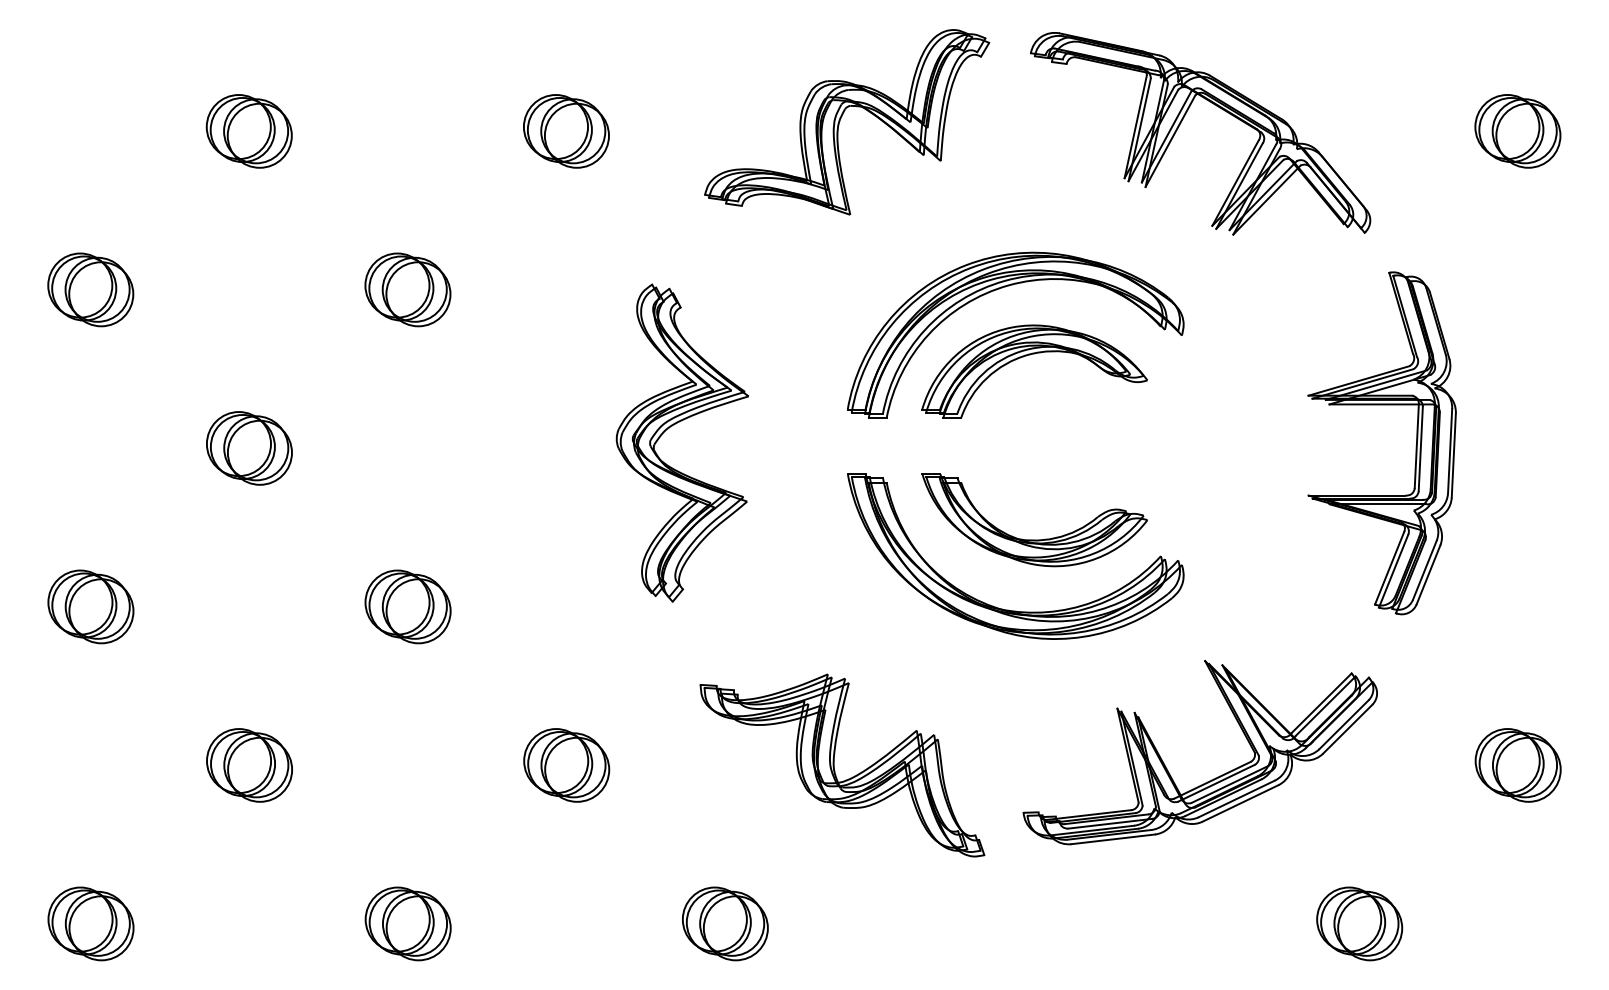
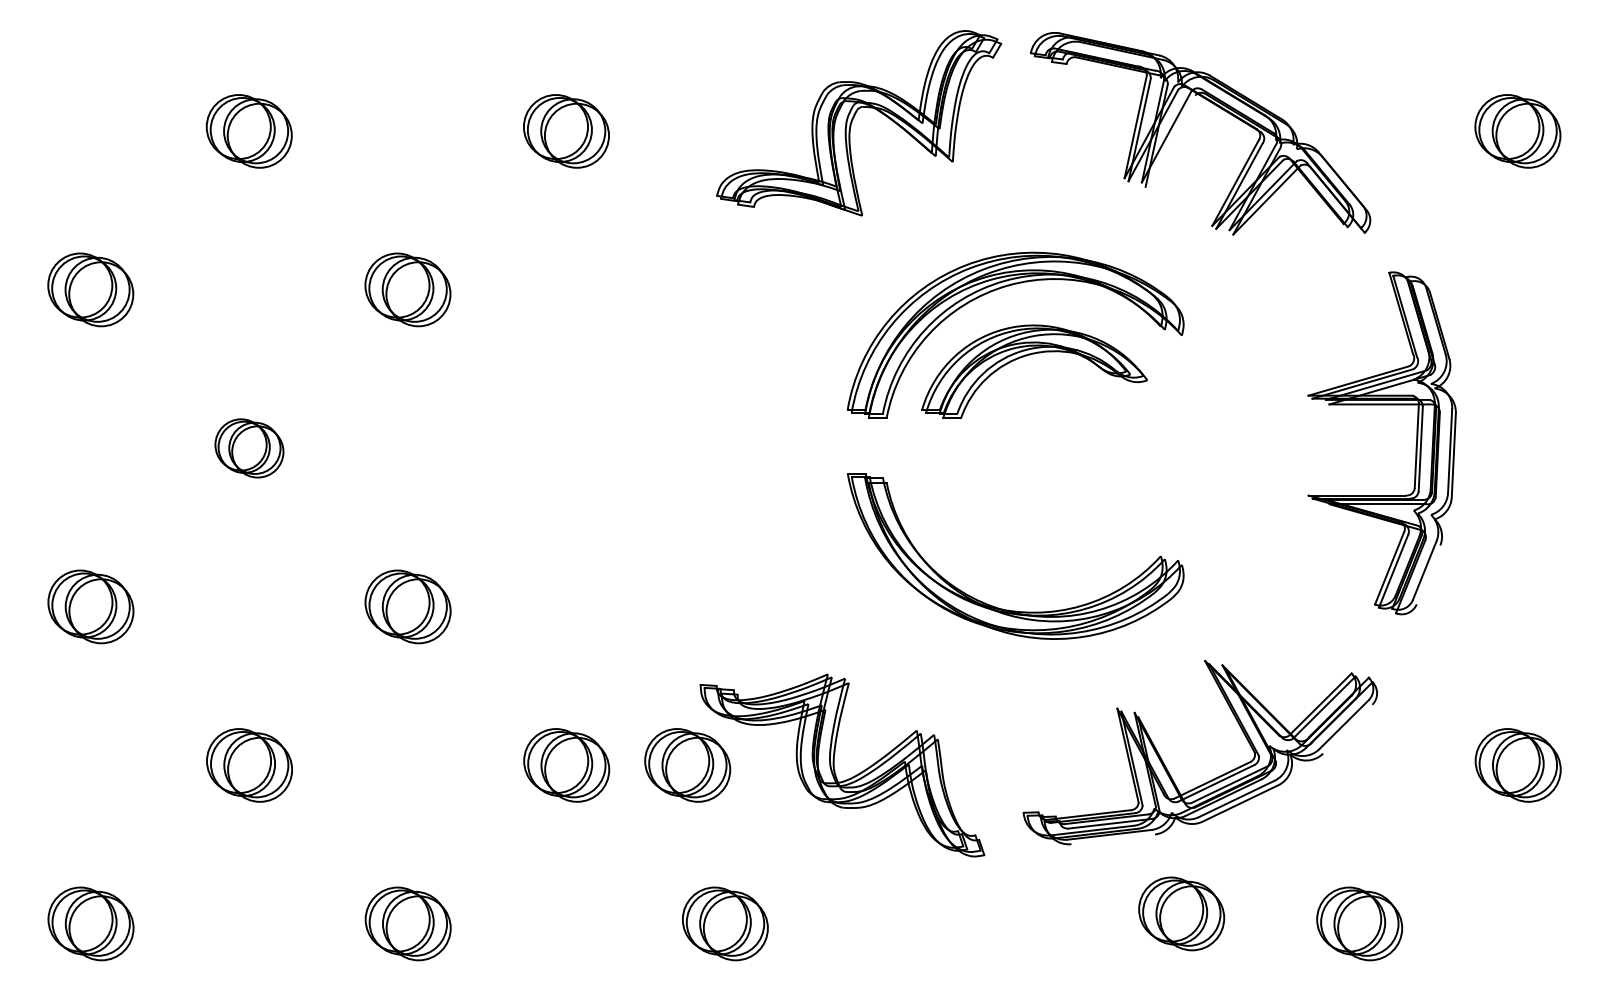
part position: (840, 121) -> (852, 122) (852, 122)
line: present -> none (1170, 140)
part: present -> none (672, 426)
part size: 87x75 px -> 71x61 px (249, 448)
part: present -> none (1034, 539)
line: present -> none (1428, 574)
line: present -> none (1347, 728)
part: none -> present (687, 765)
line: present -> none (1113, 839)
part: none -> present (1181, 913)
